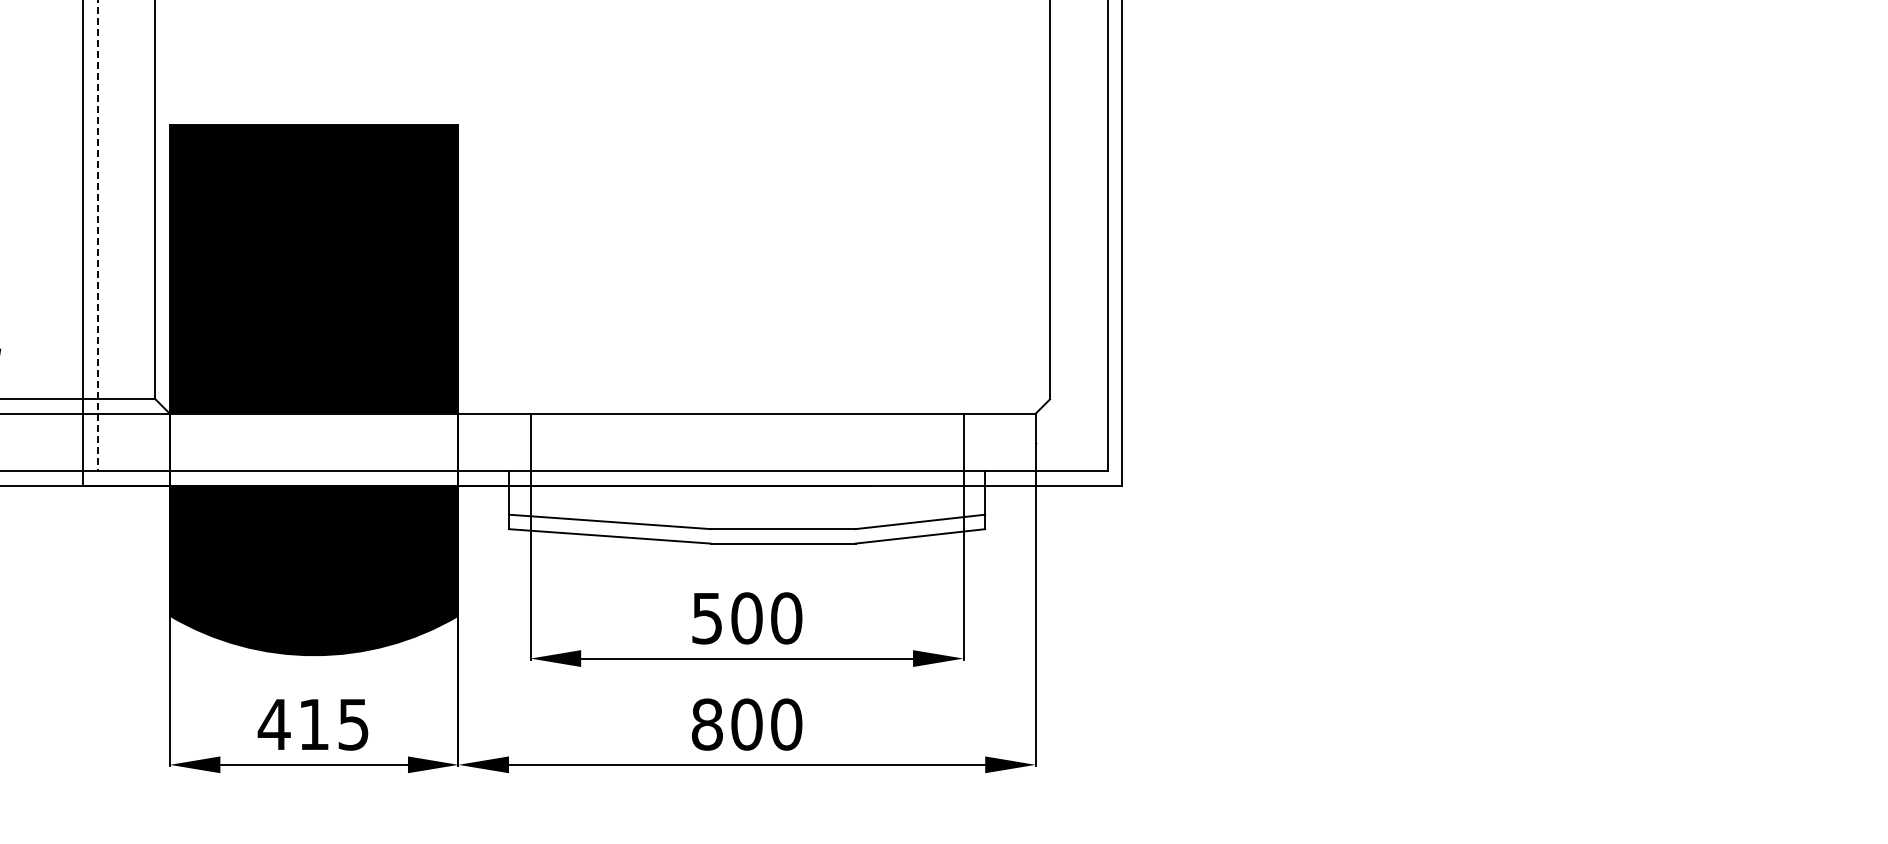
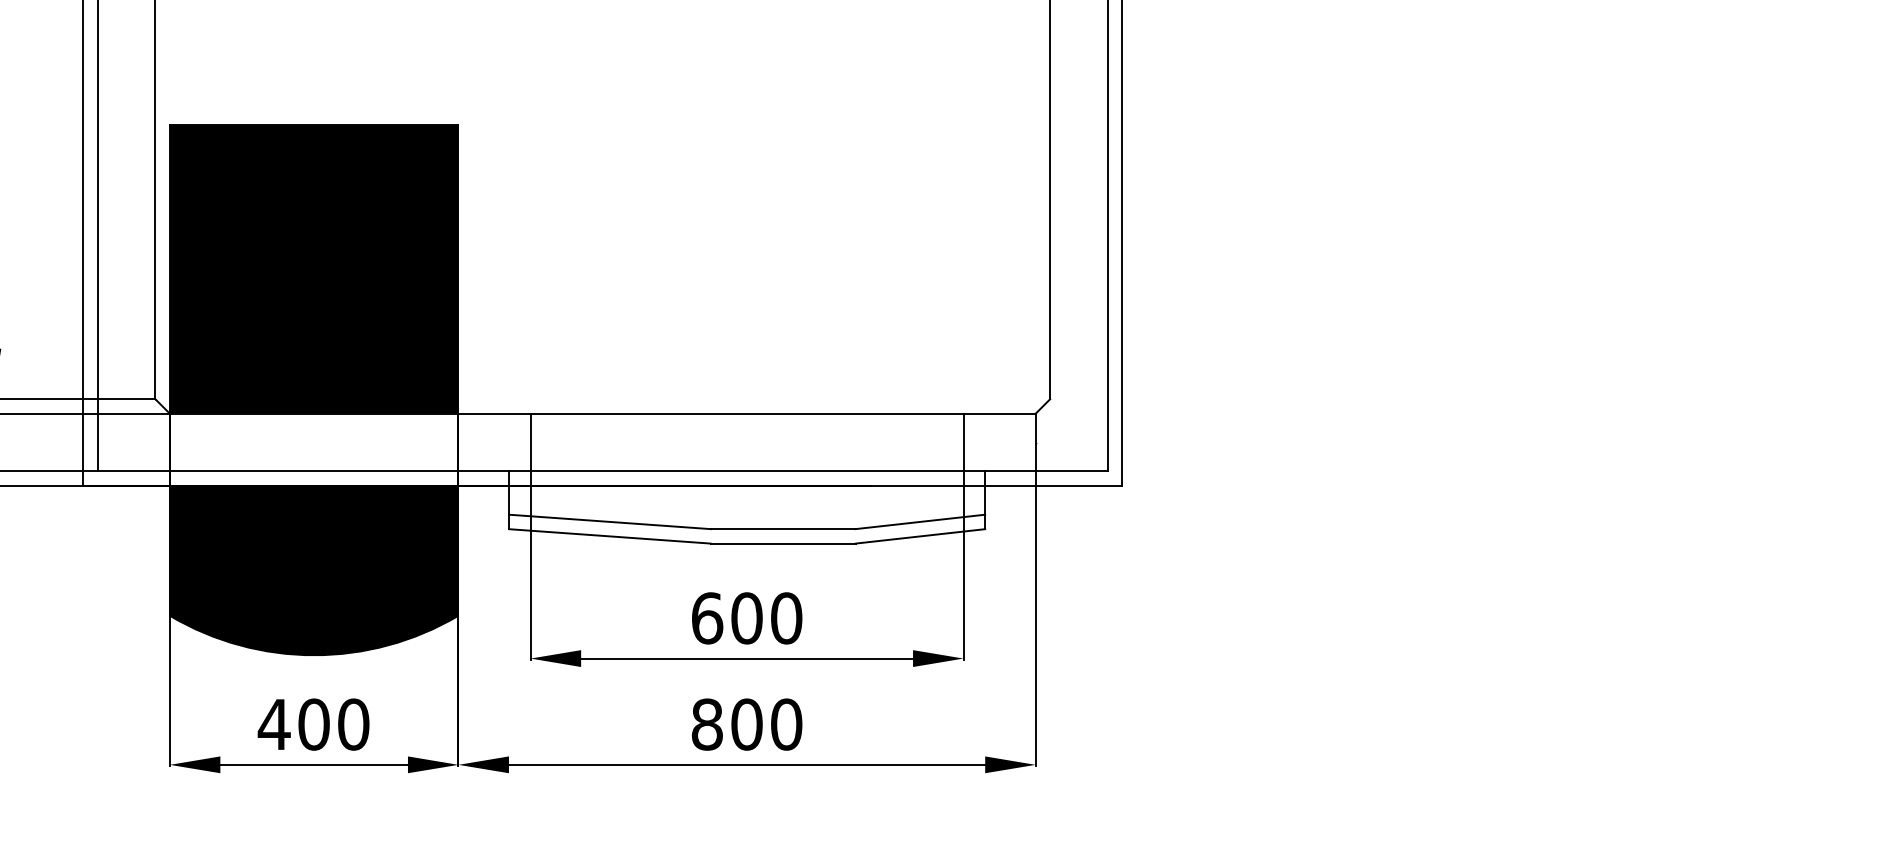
line: dashed -> solid (97, 236)
text: 500 -> 600 (707, 618)
text: 415 -> 400 (333, 724)
